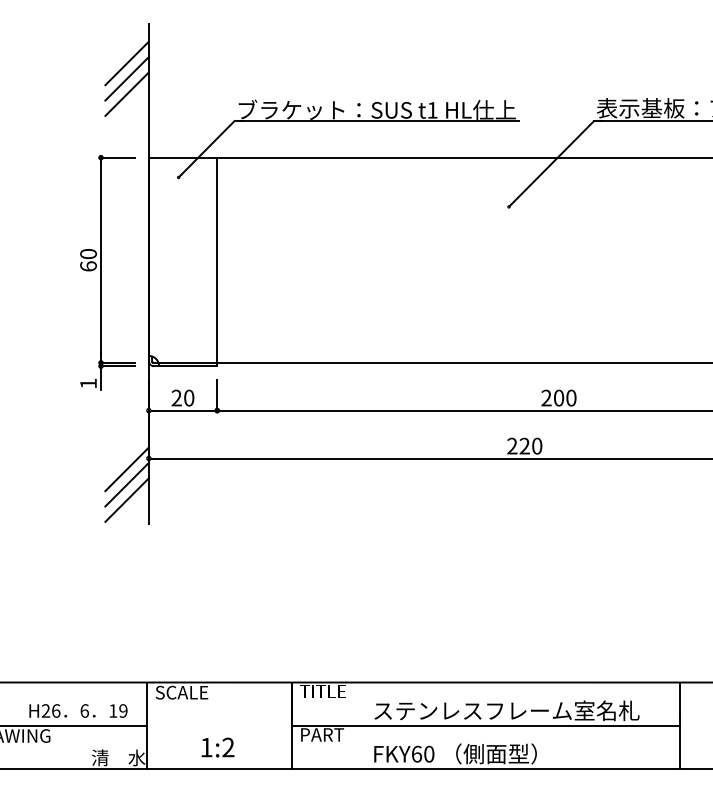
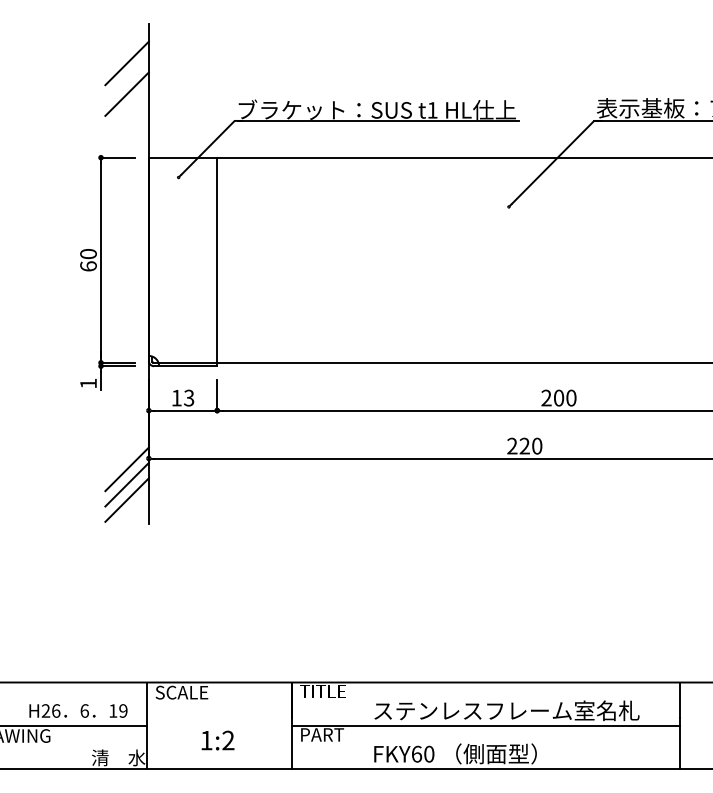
line: present -> none (126, 78)
text: 20 -> 13 (182, 397)
text position: (217, 747) -> (217, 740) (217, 740)
